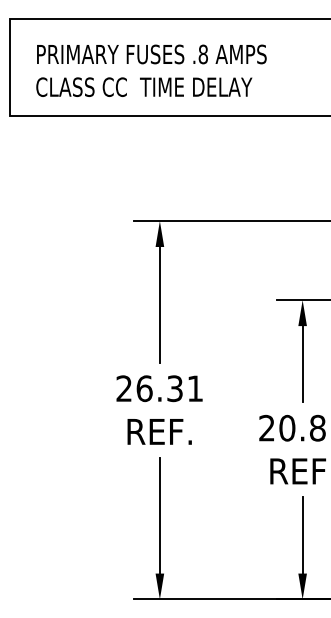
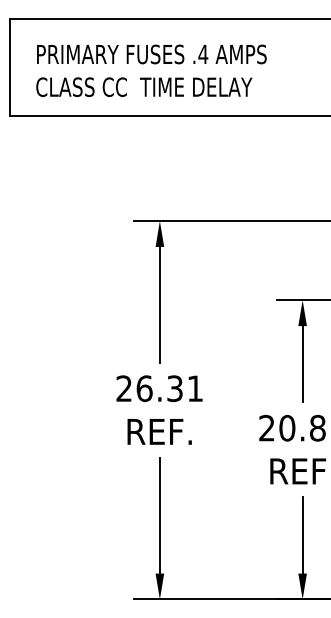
text: .8 -> .4 (203, 54)
